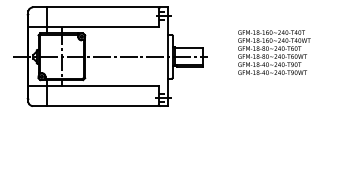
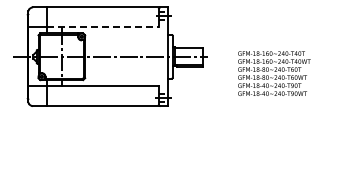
line: solid -> dashed (102, 27)
text position: (274, 52) -> (274, 73) (274, 73)
